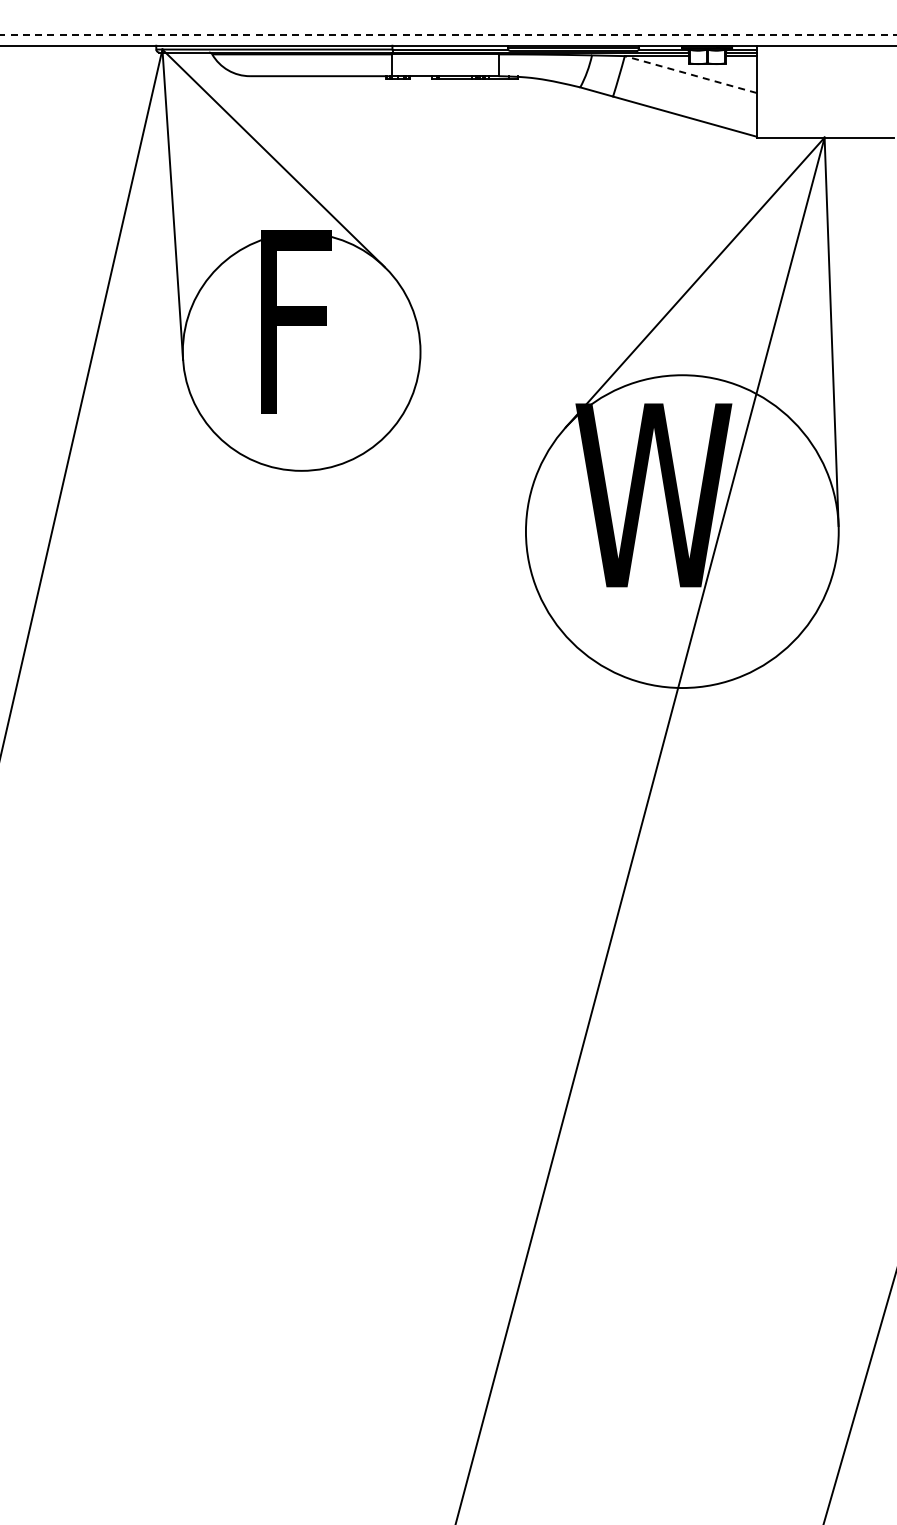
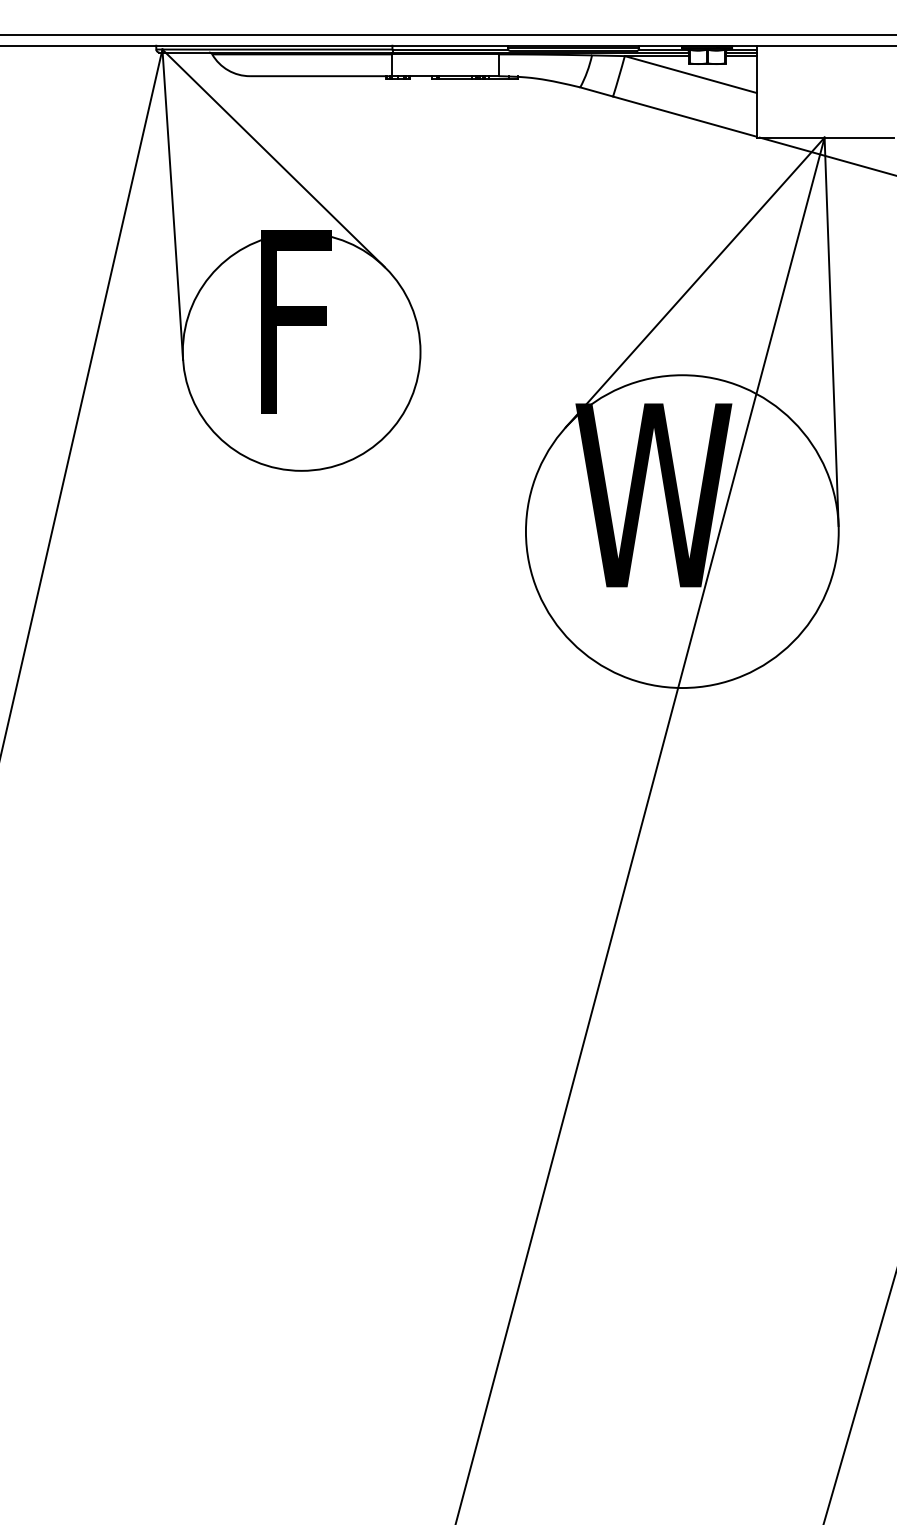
line: dashed -> solid (448, 35)
line: dashed -> solid (690, 74)
line: none -> present (826, 155)
